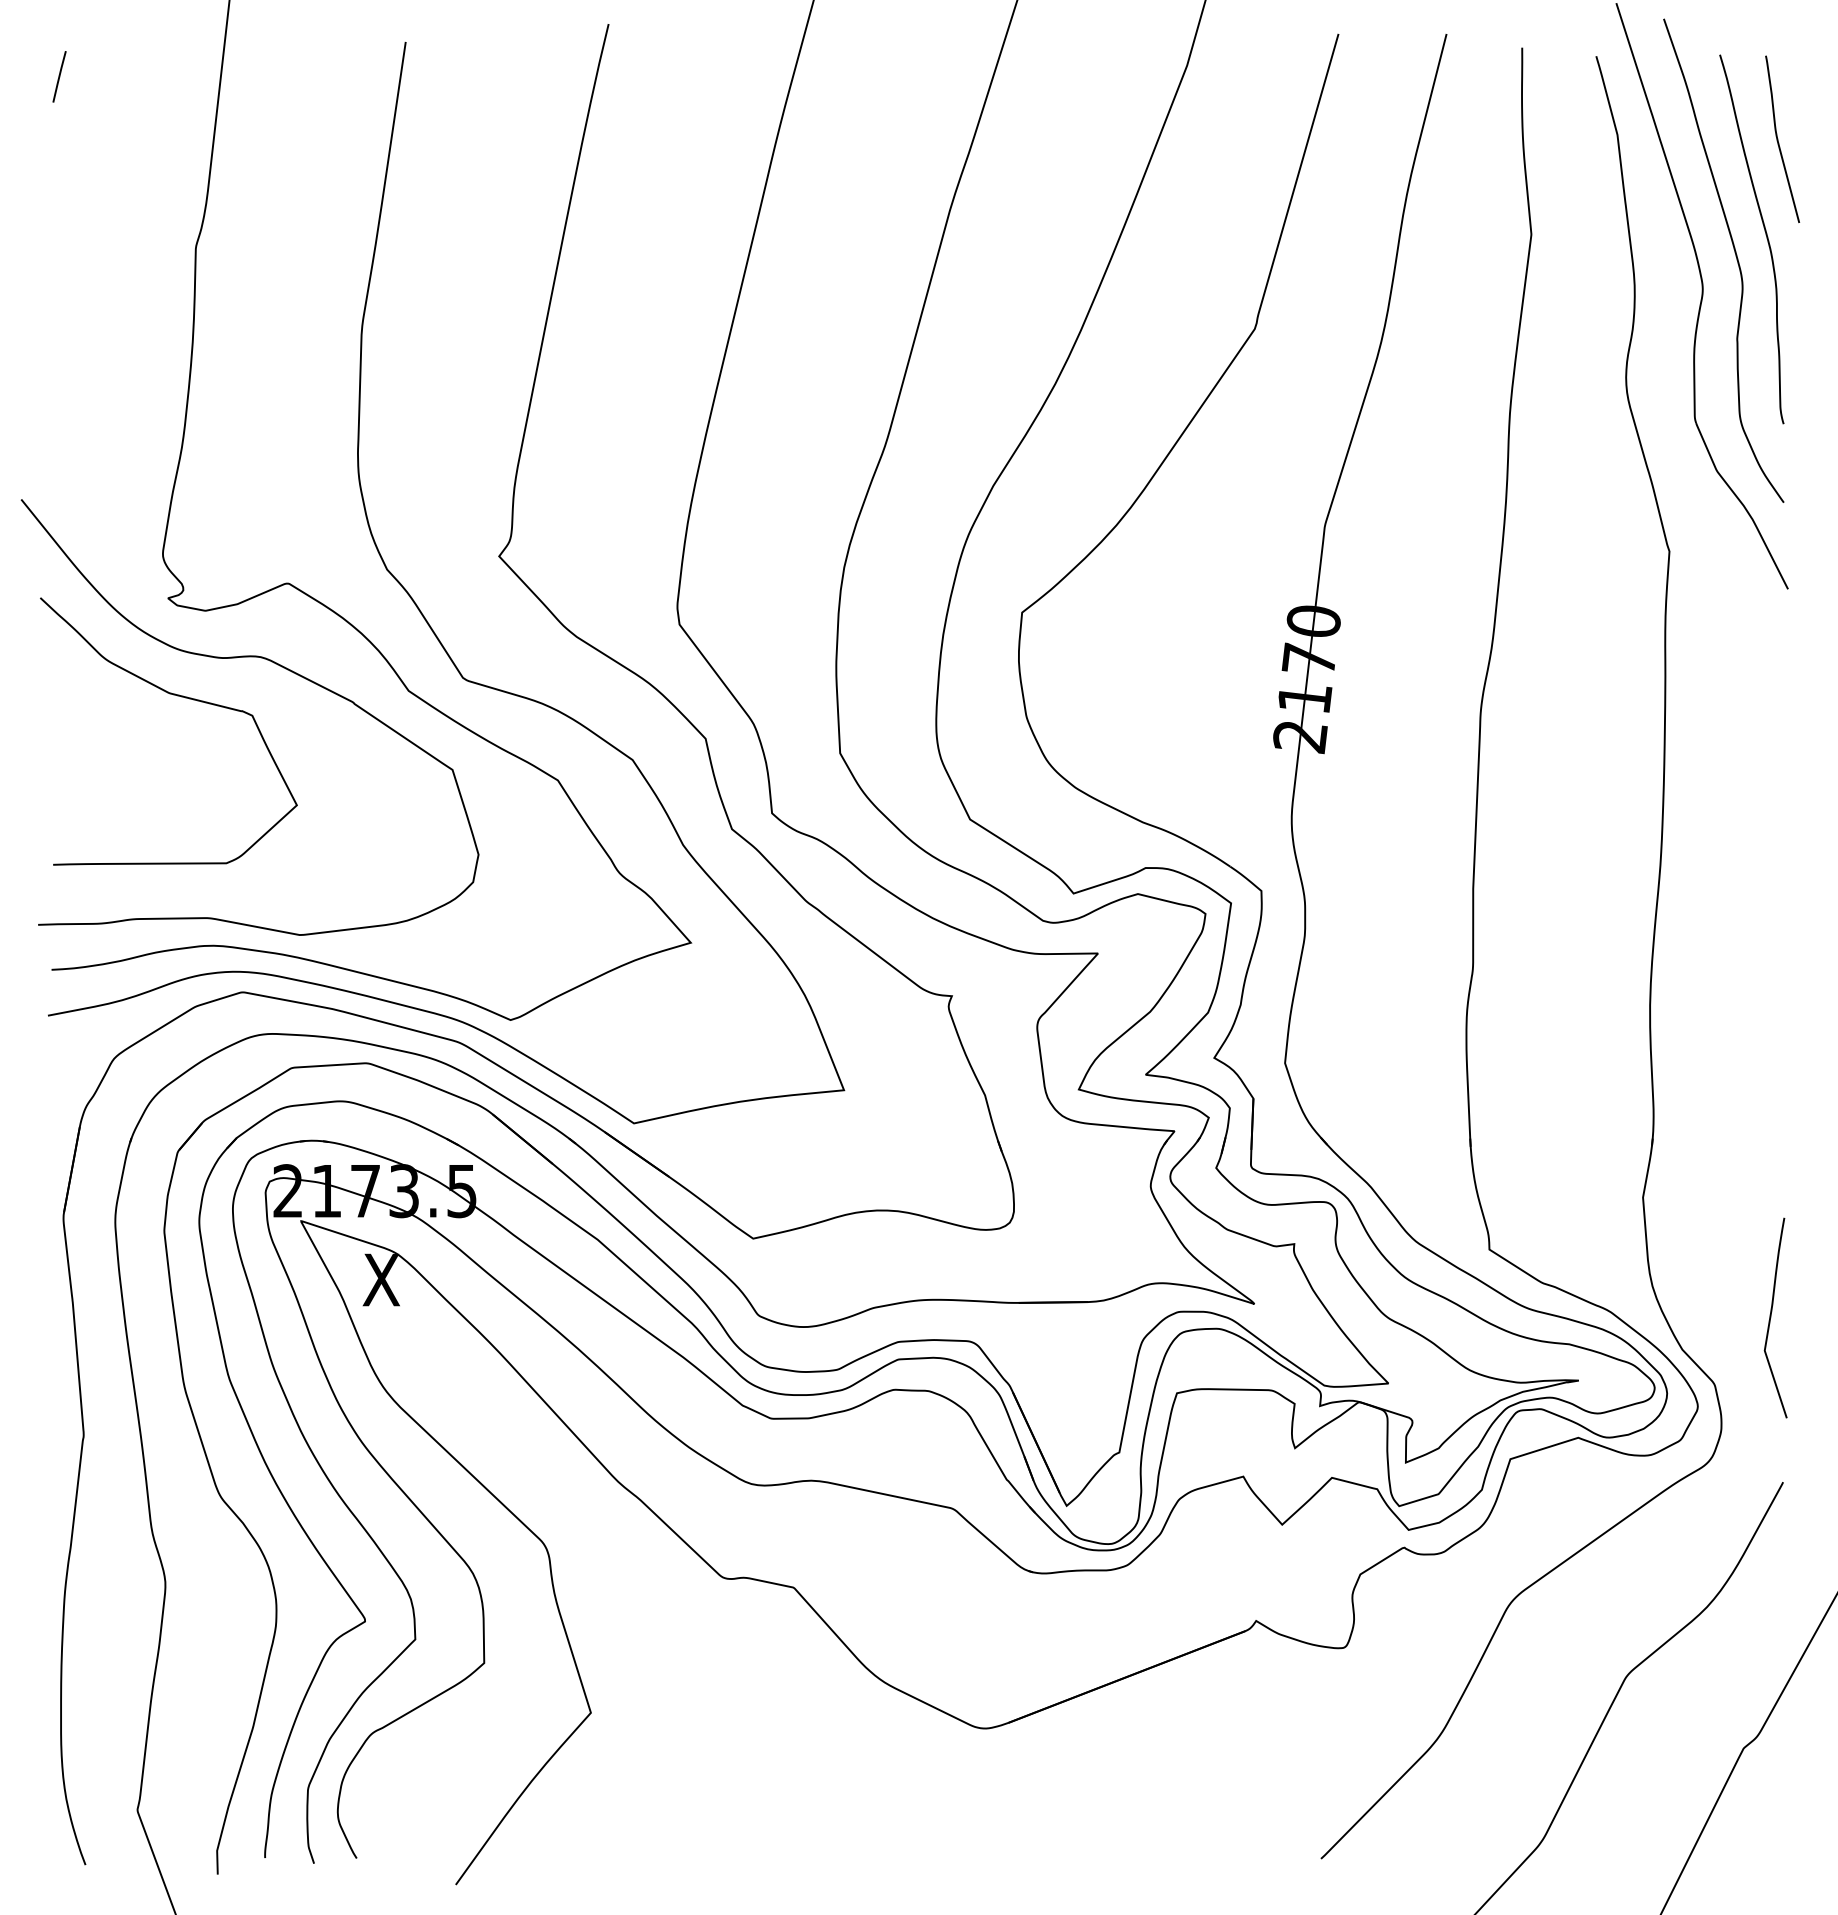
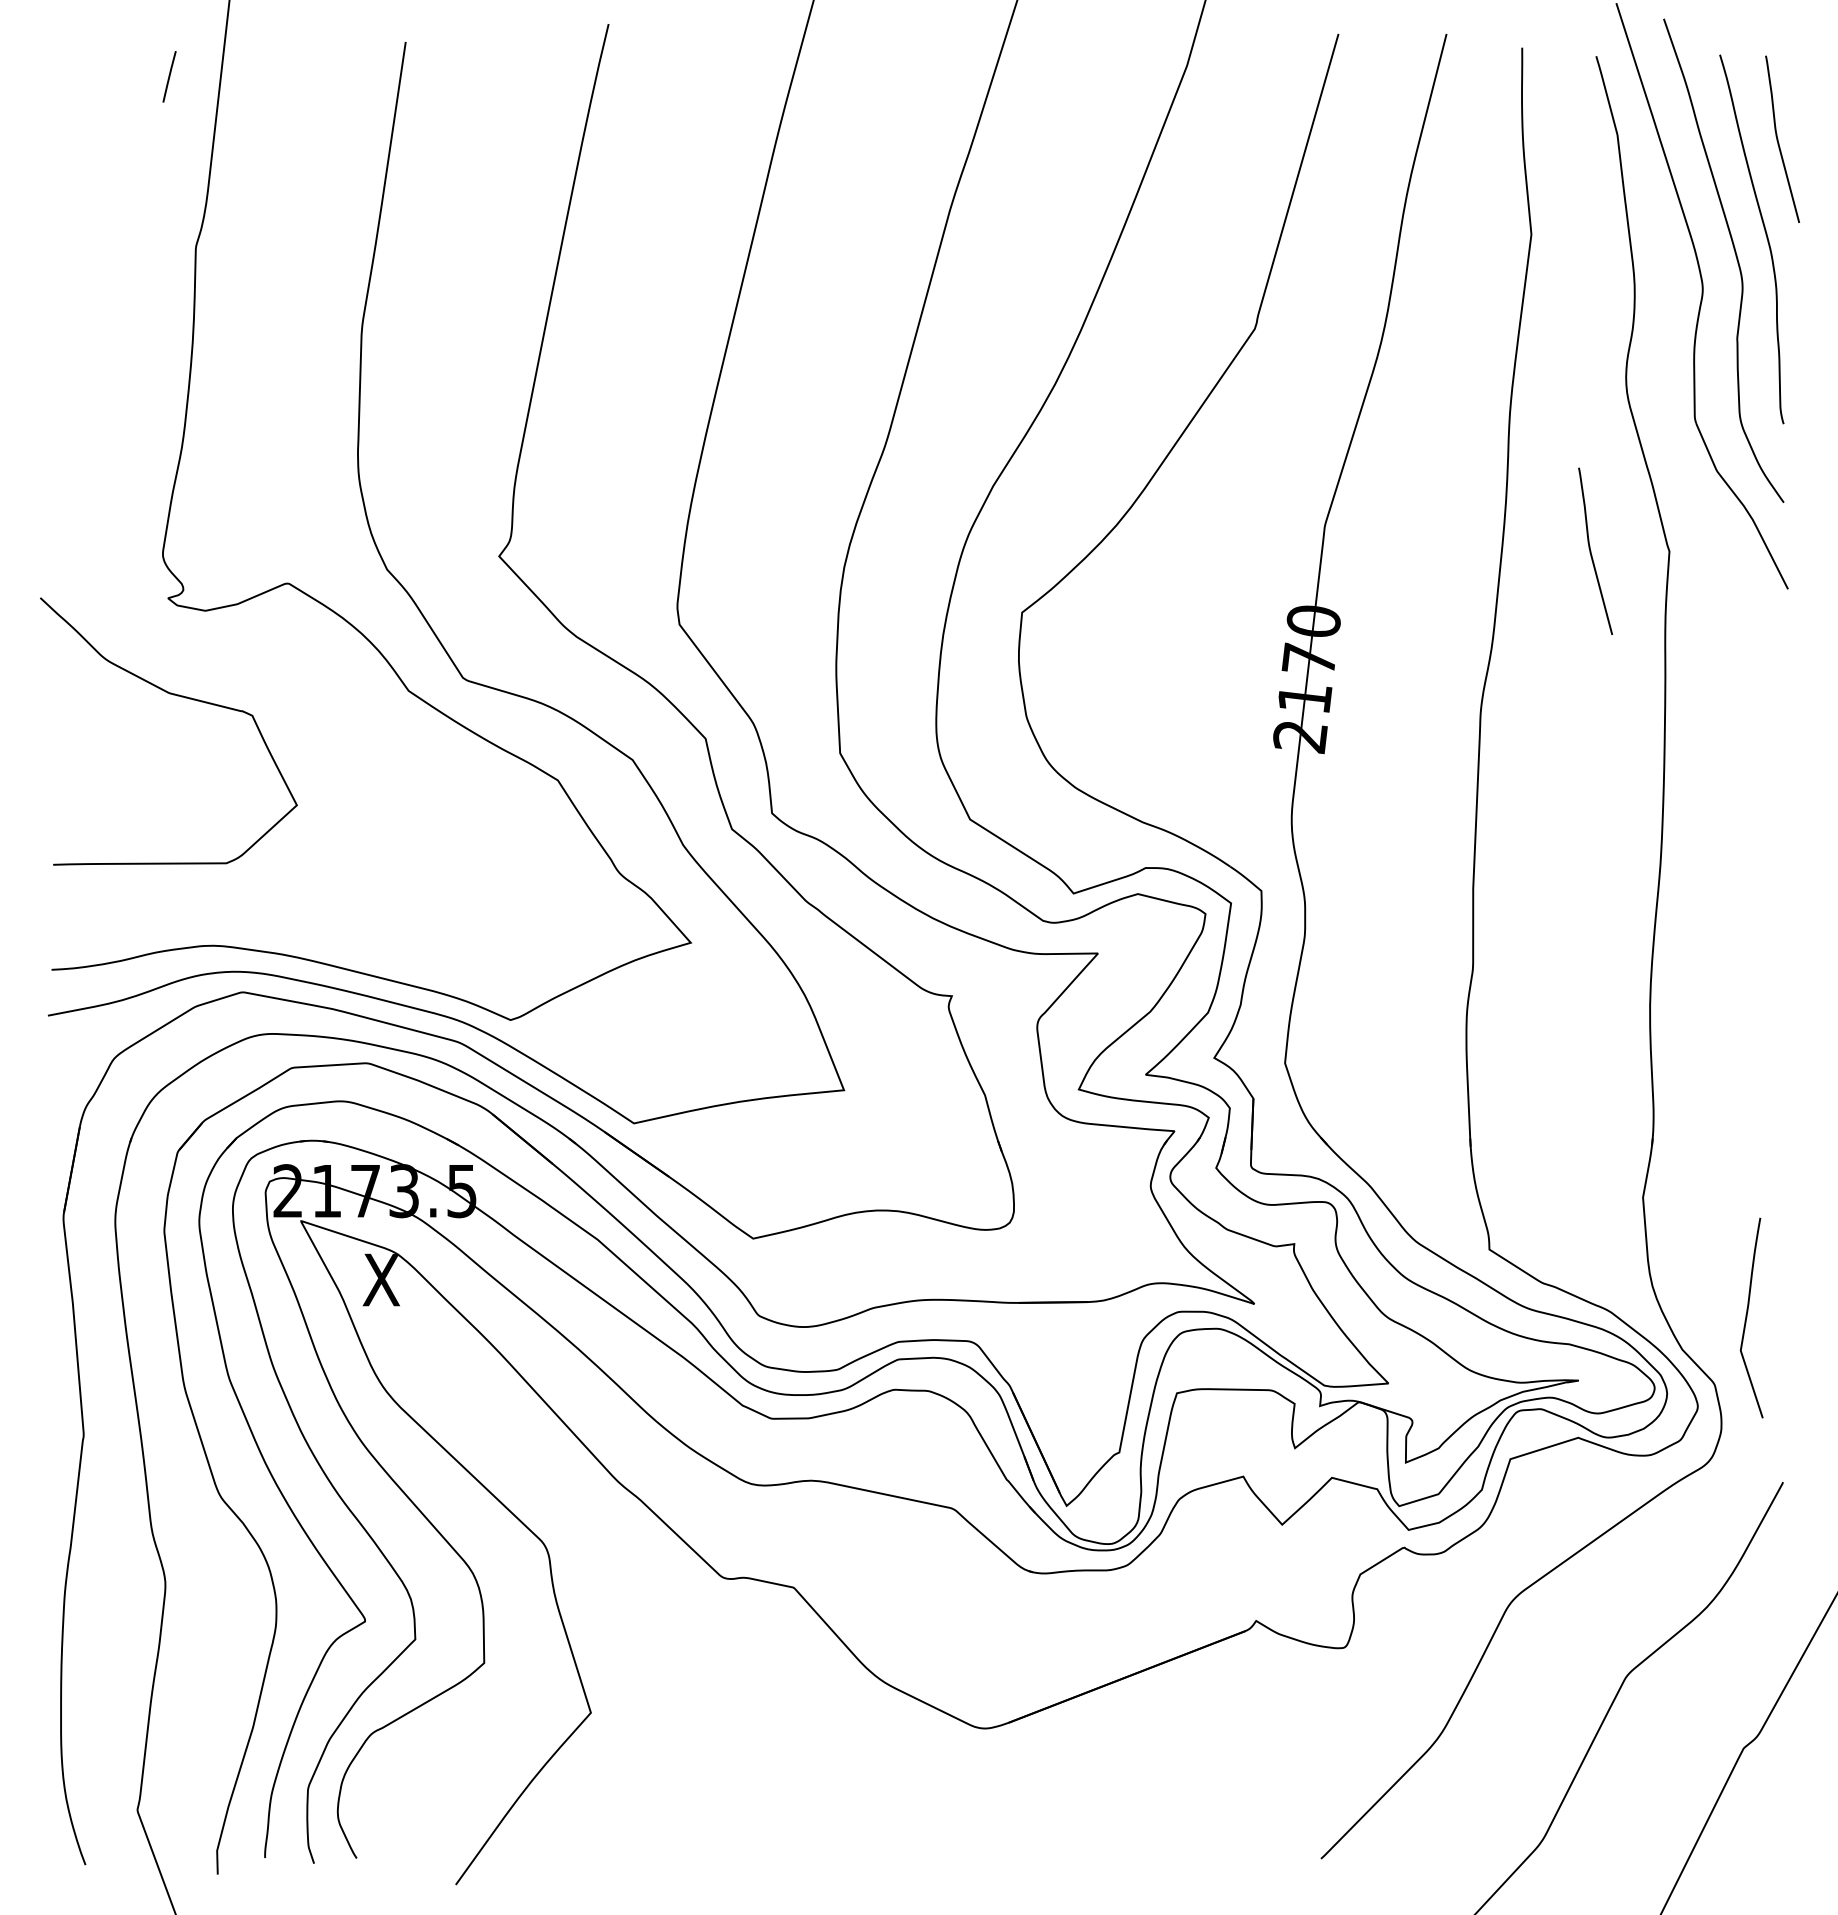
line position: (59, 76) -> (169, 76) (169, 76)
curve: none -> present (1591, 550)
curve: present -> none (275, 664)
curve position: (1771, 1317) -> (1747, 1317) (1747, 1317)
